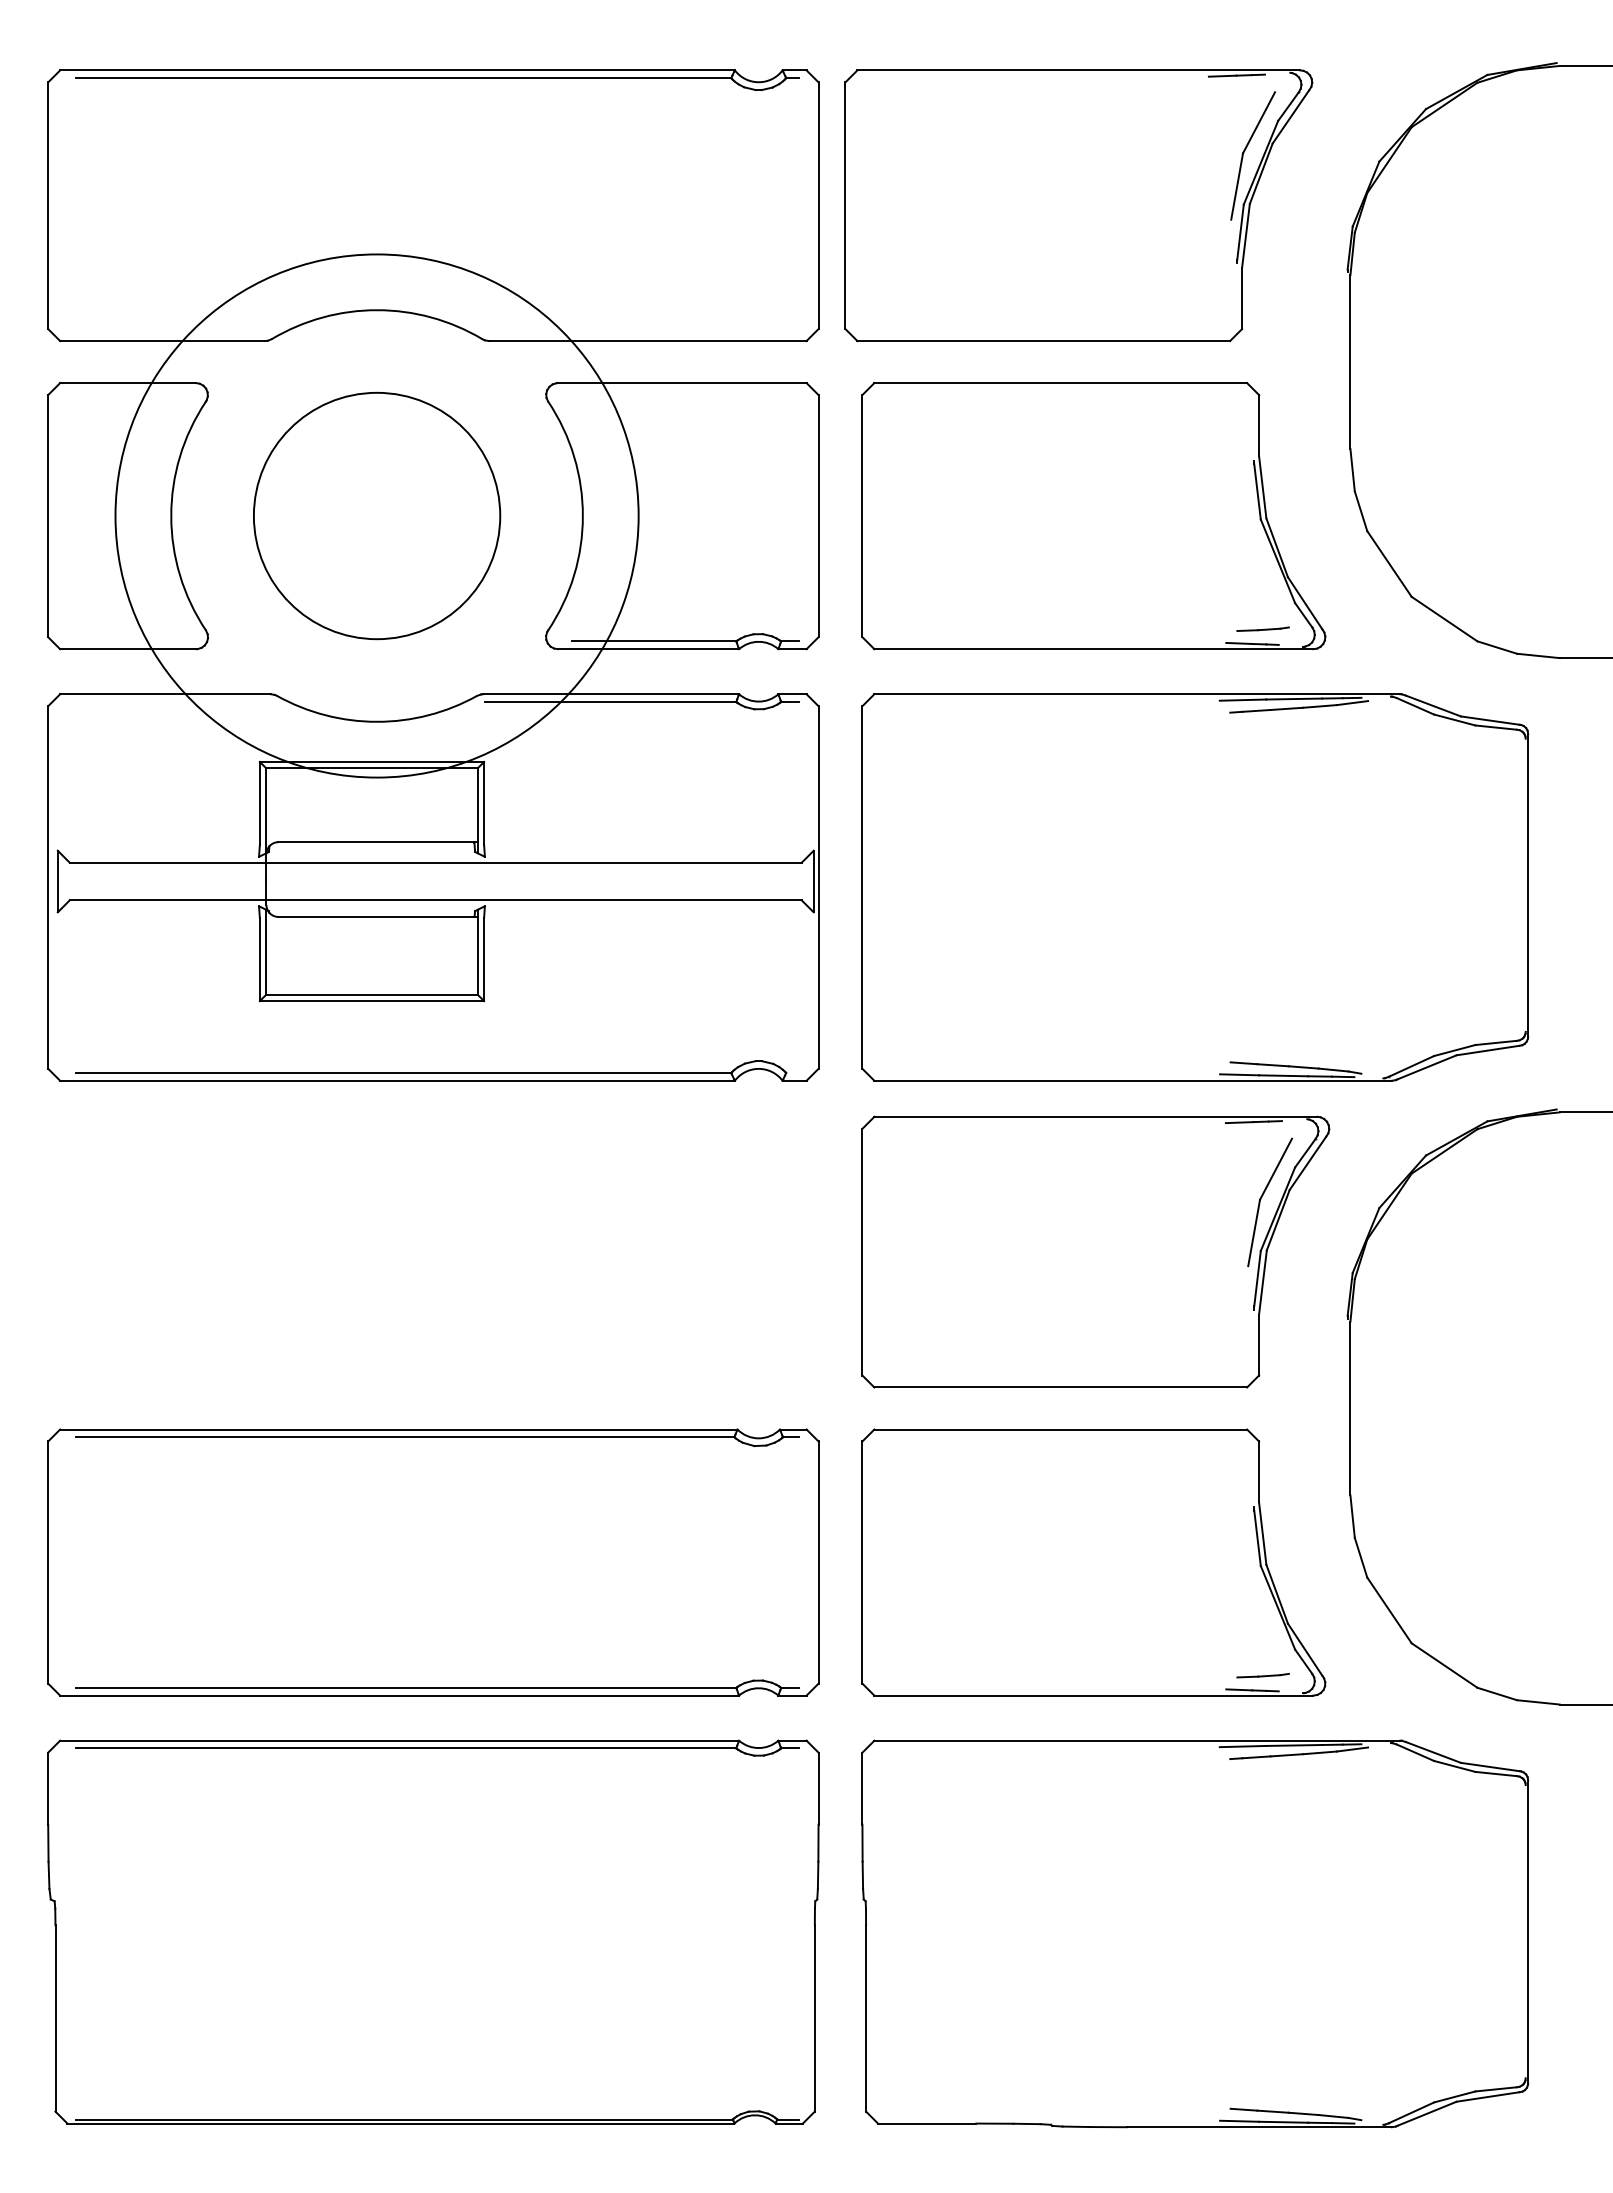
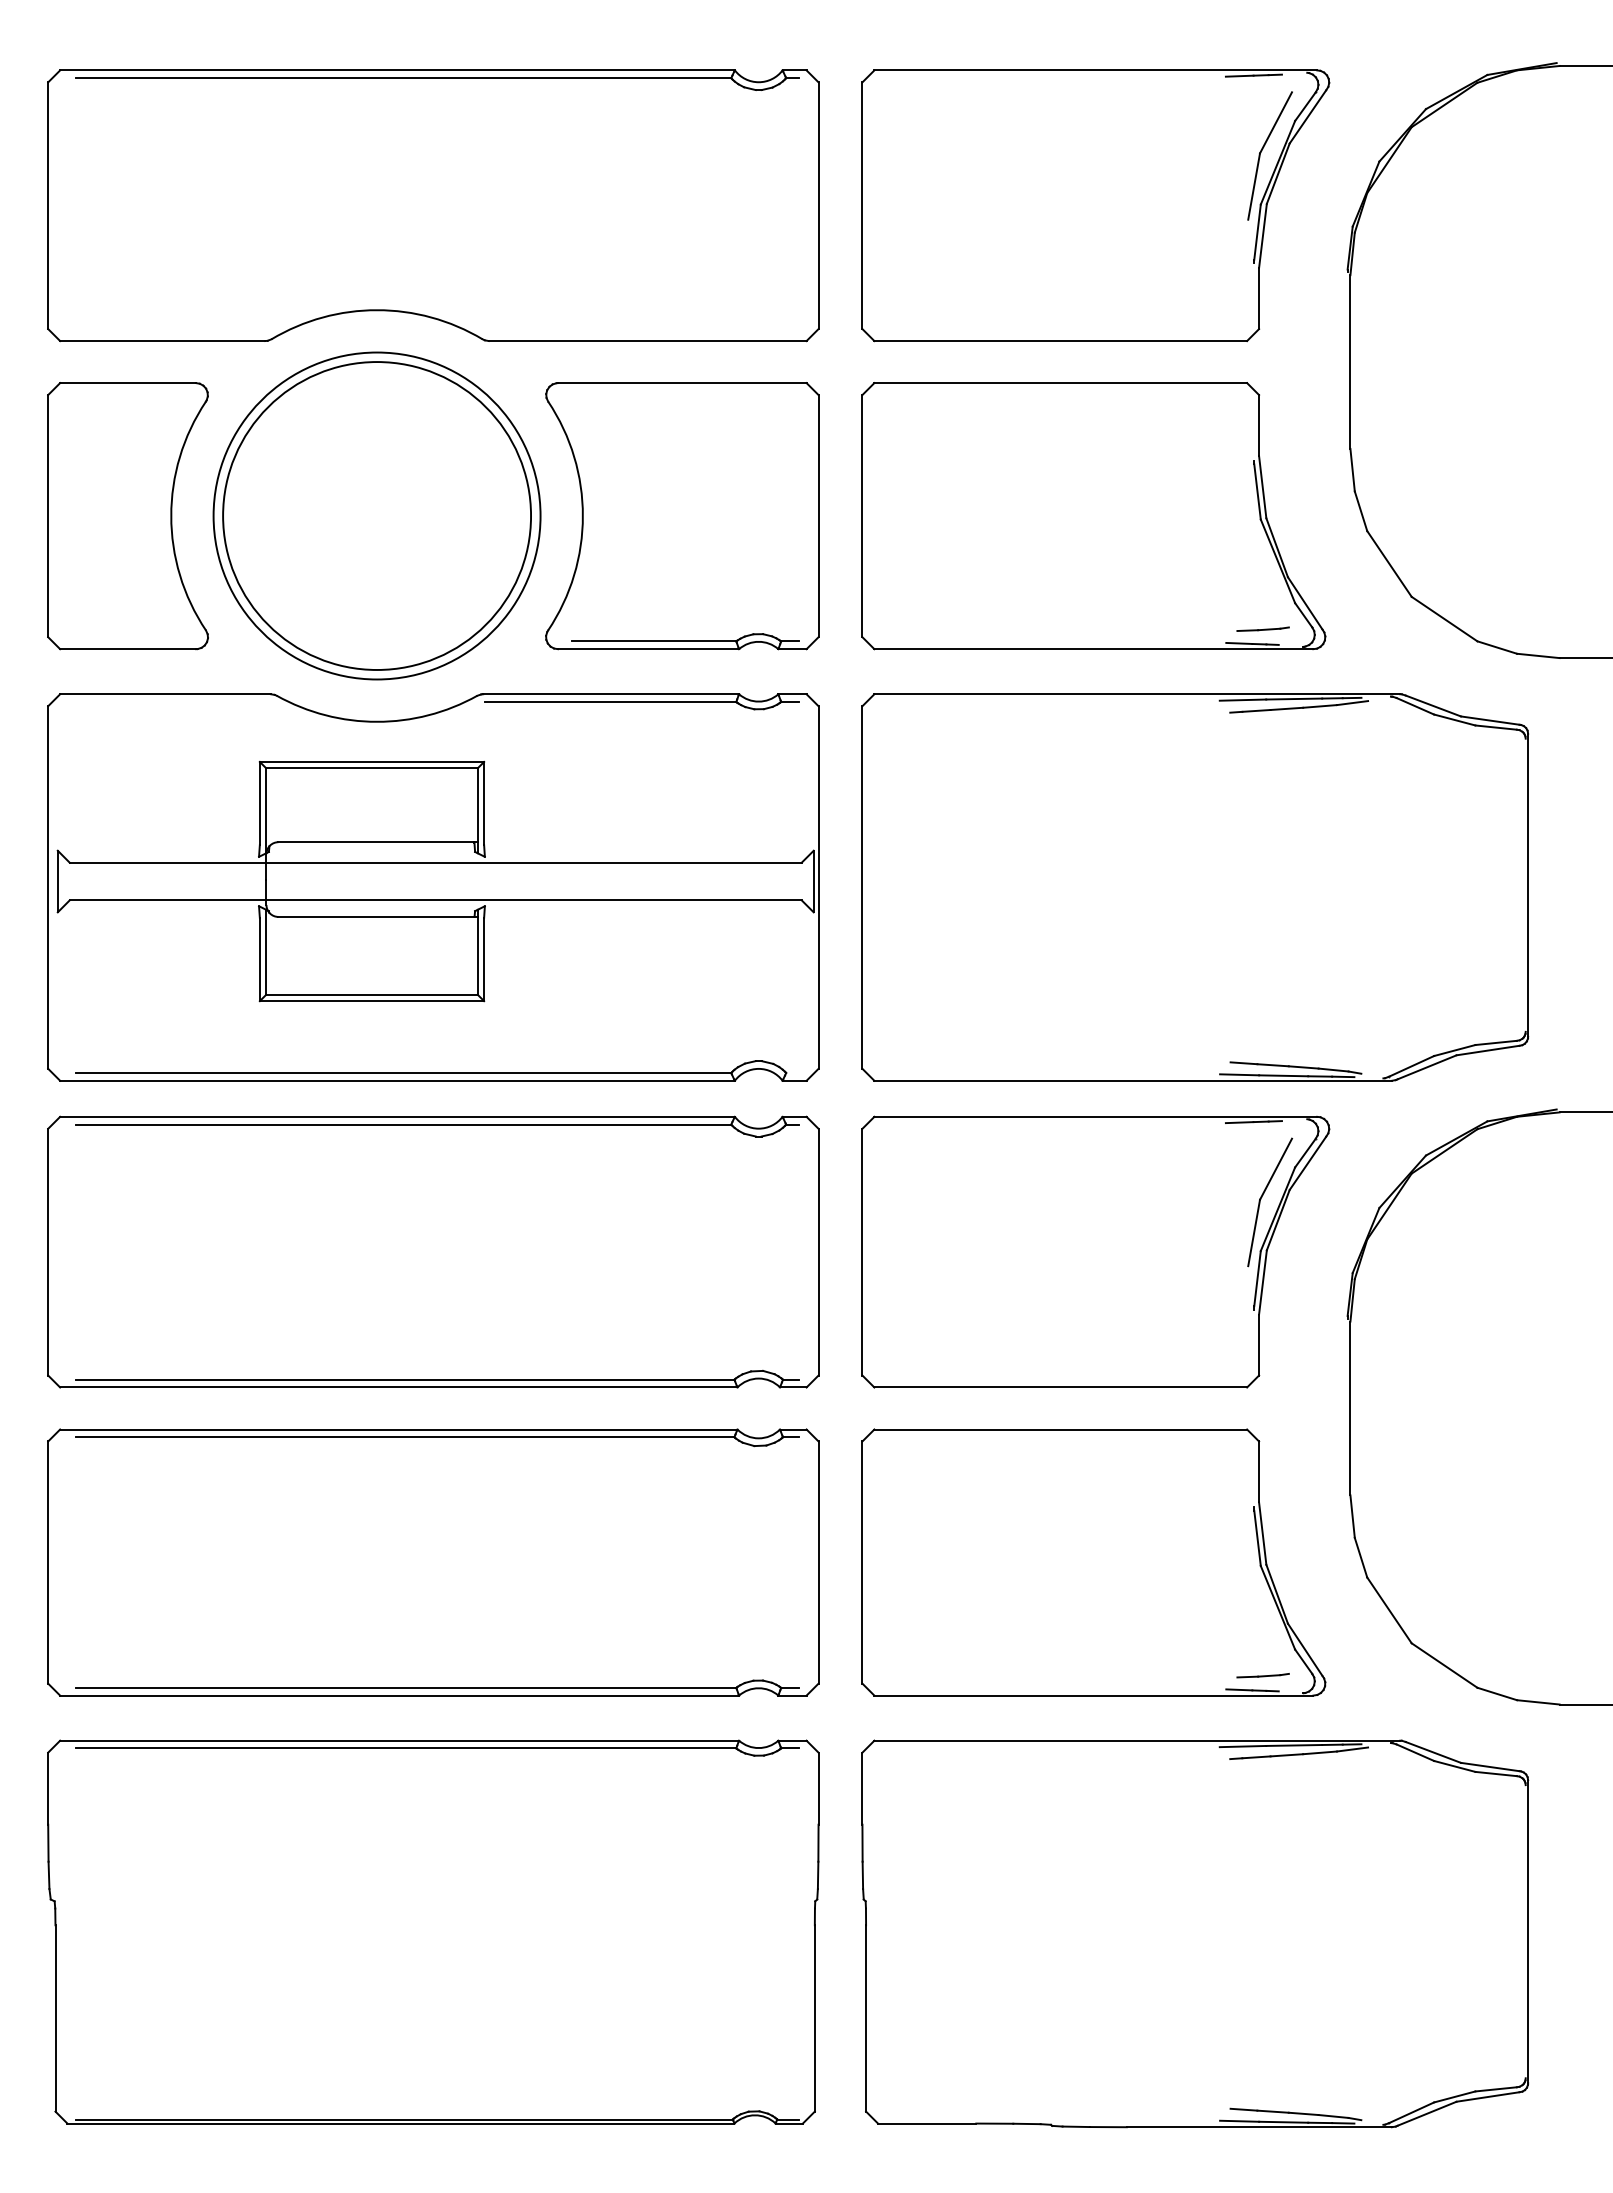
part position: (1078, 205) -> (1095, 205) (1095, 205)
circle diameter: 246 px -> 308 px (377, 515)
circle diameter: 523 px -> 327 px (376, 515)
part: none -> present (433, 1251)
